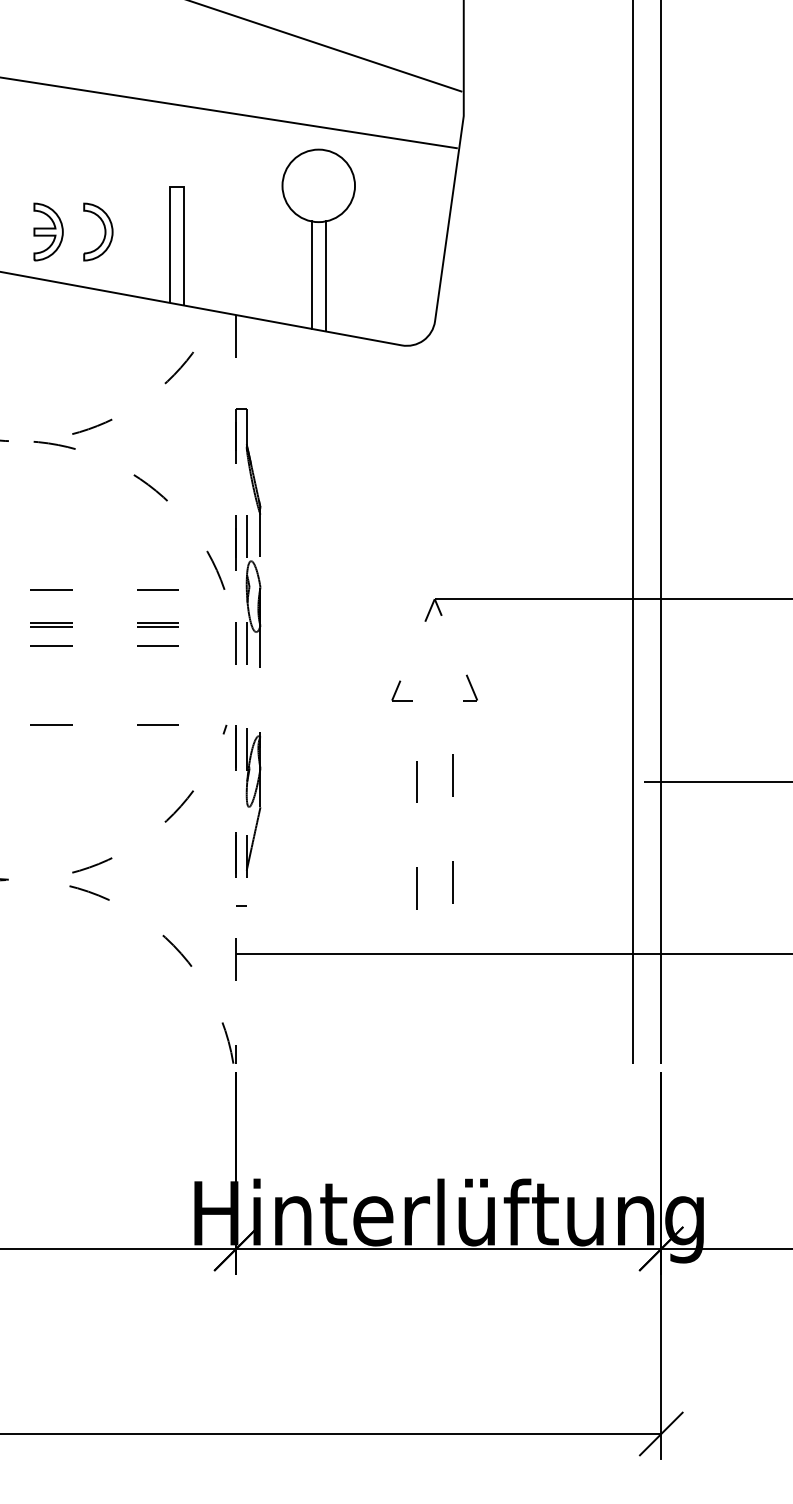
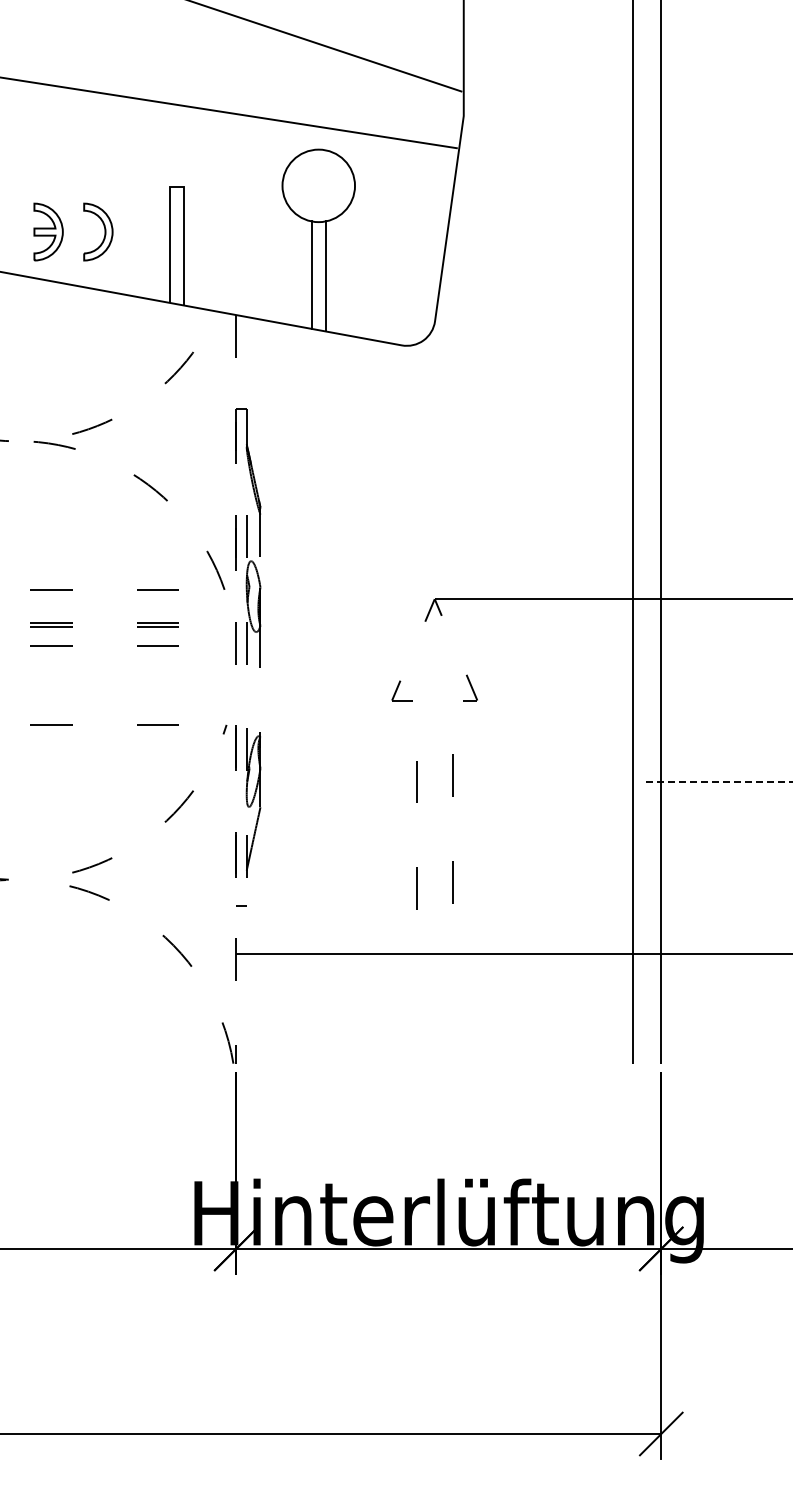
line: solid -> dashed (717, 782)
